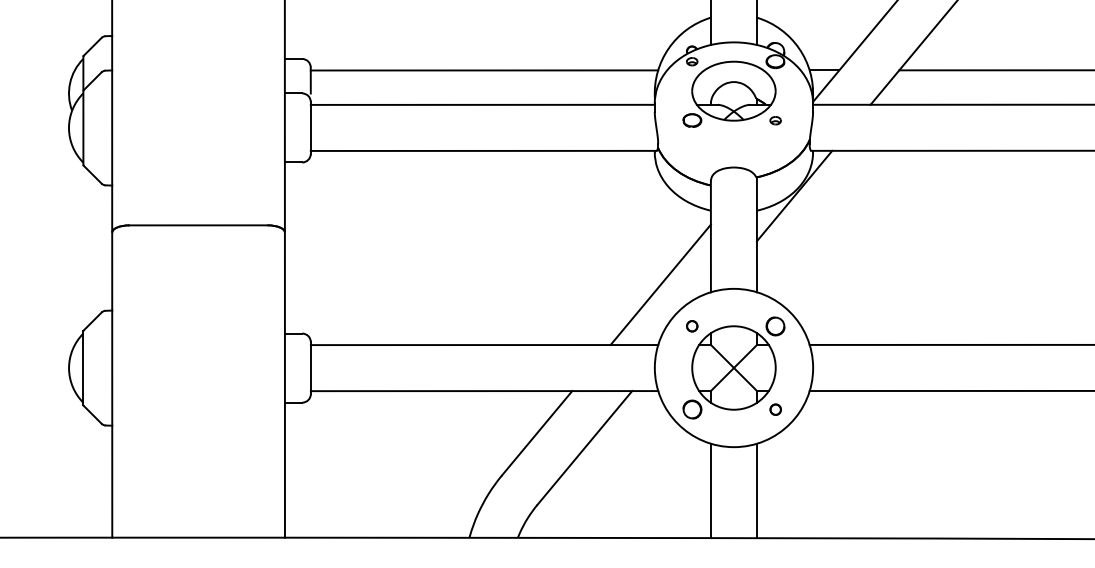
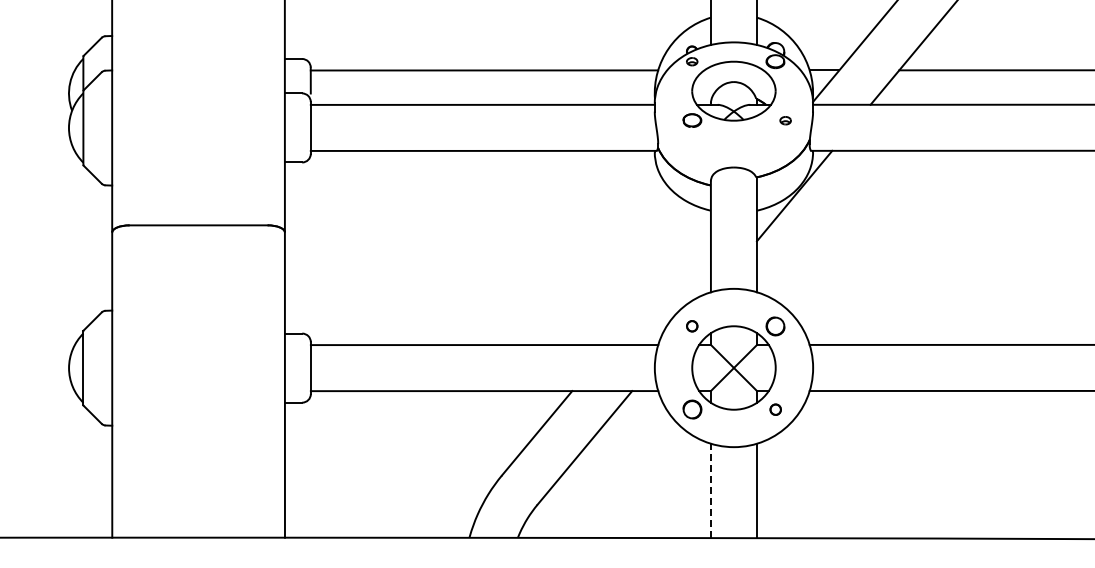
part position: (775, 120) -> (785, 120) (785, 120)
line: present -> none (660, 284)
line: solid -> dashed (710, 490)
